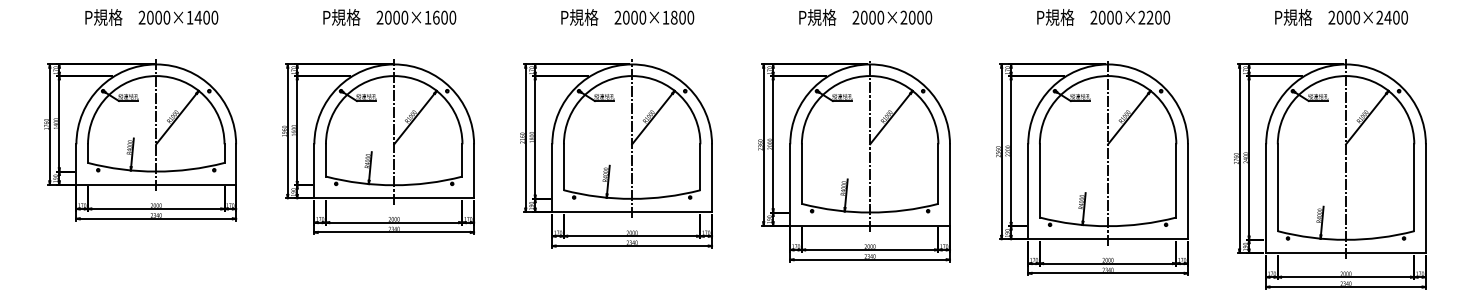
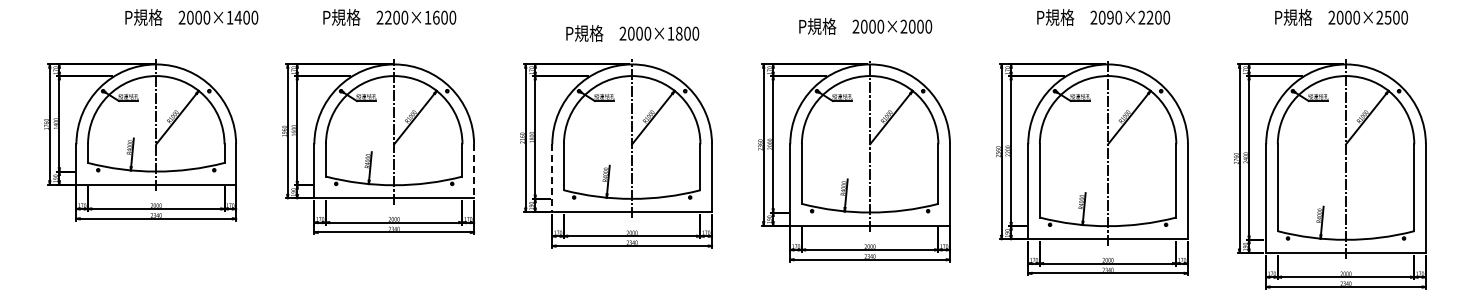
text position: (151, 17) -> (191, 17) (191, 17)
text: 2000×1600 -> 2200×1600 (388, 17)
text position: (627, 17) -> (632, 33) (632, 33)
text position: (865, 17) -> (865, 26) (865, 26)
text: 2000×2200 -> 2090×2200 (1110, 17)
text: 2000×2400 -> 2000×2500 (1387, 17)
line: solid -> dashed (474, 171)
line: solid -> dashed (552, 178)
